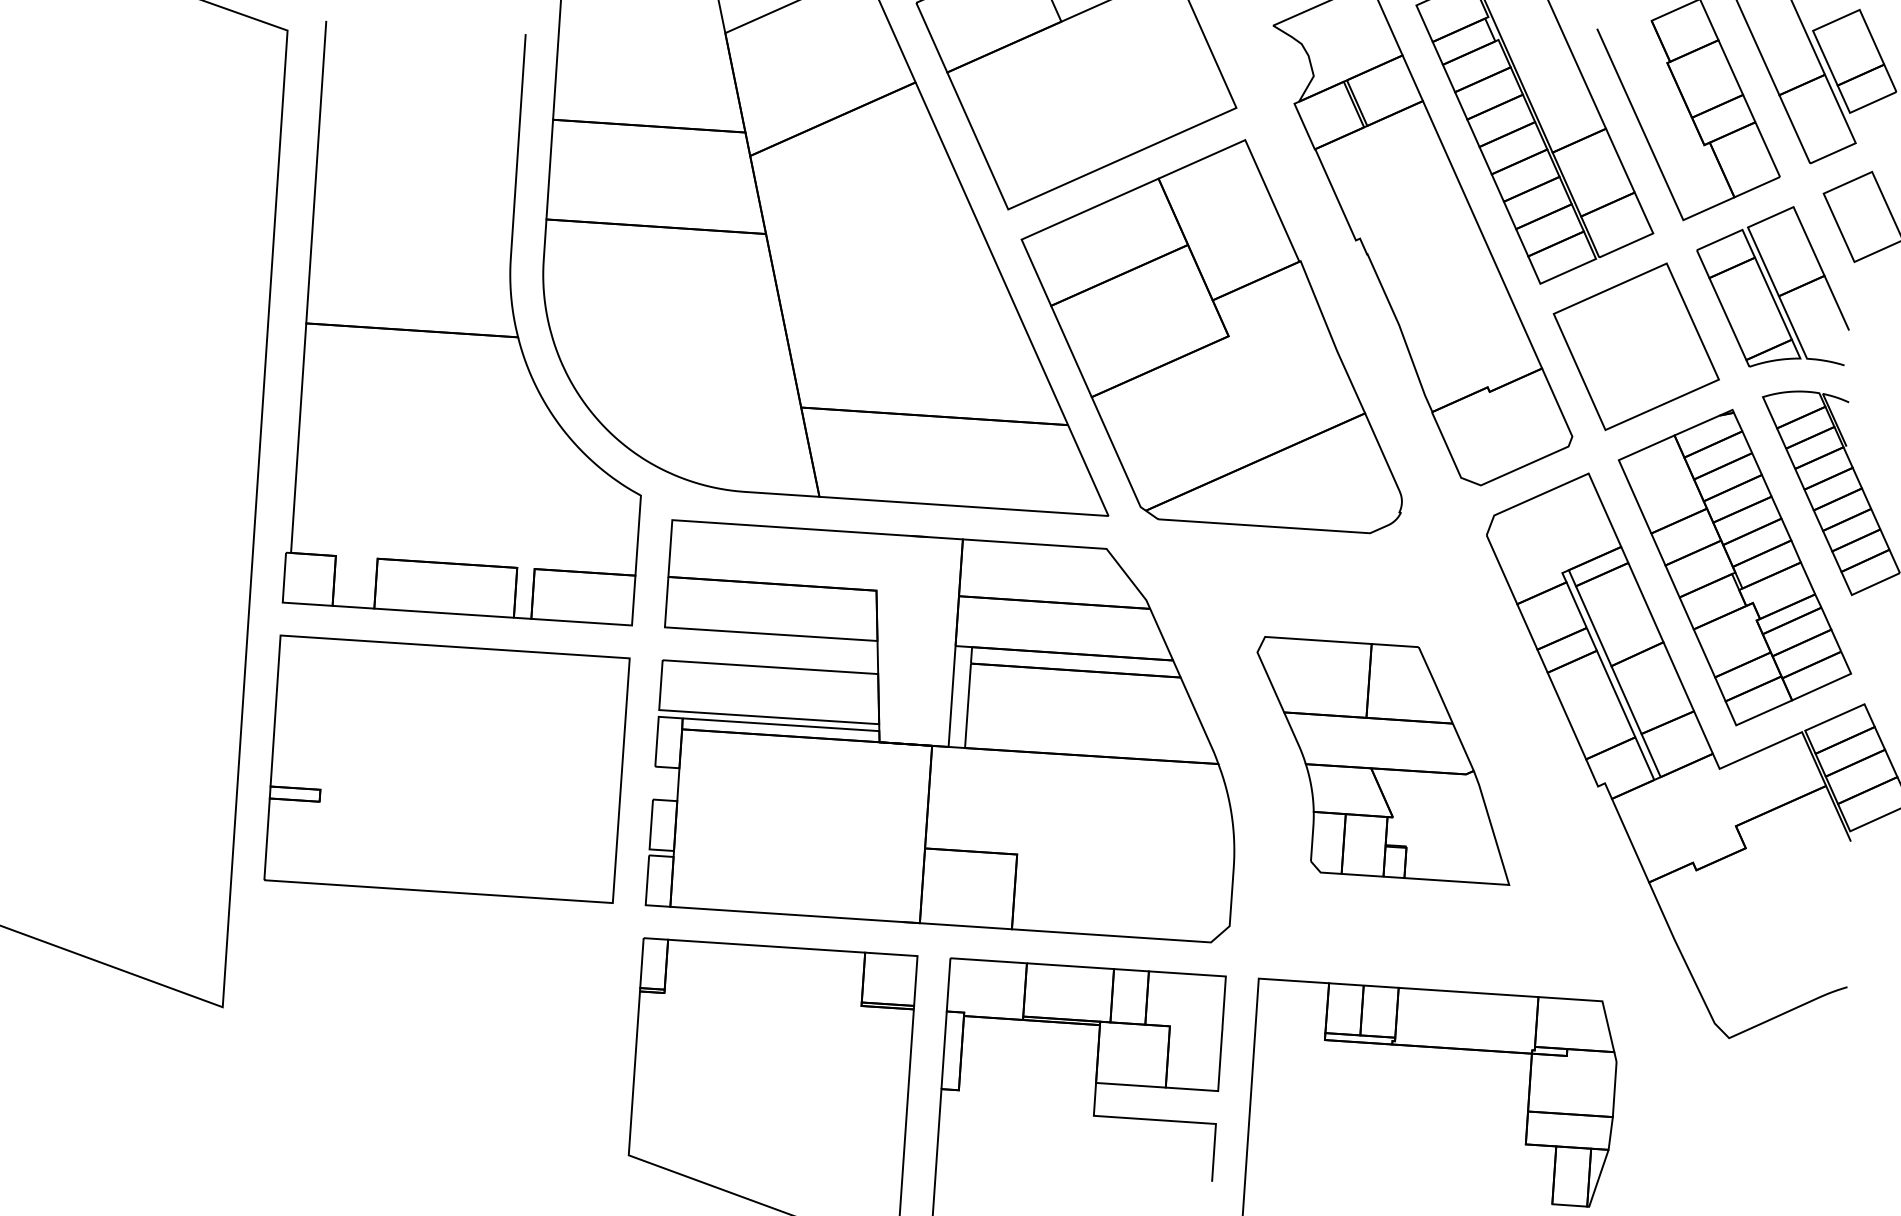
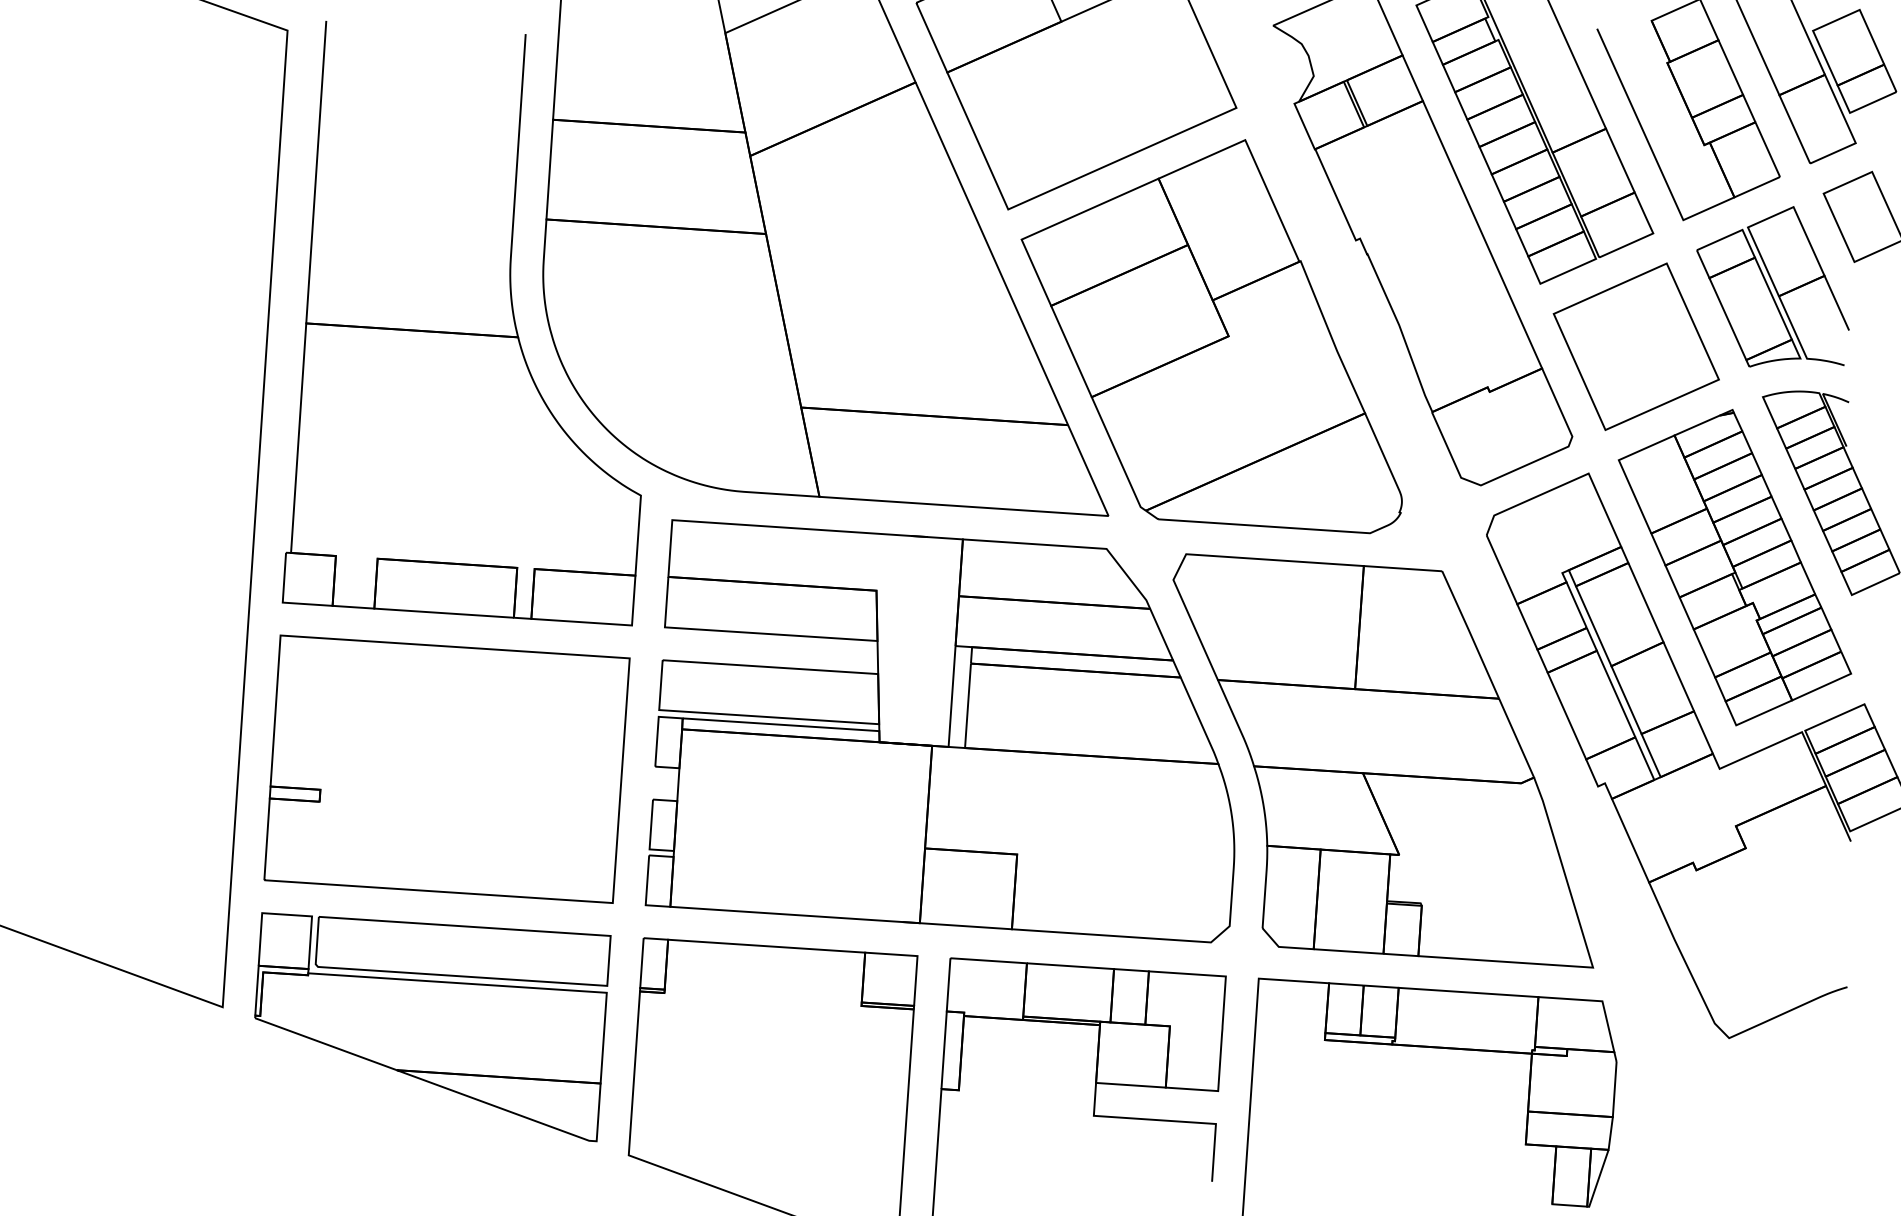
part size: 255x250 px -> 423x416 px (1383, 760)
part: none -> present (432, 1027)
